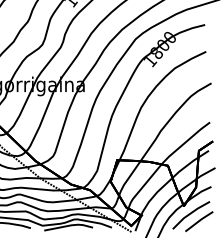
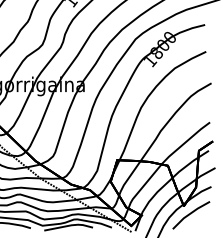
line: present -> none (199, 221)
